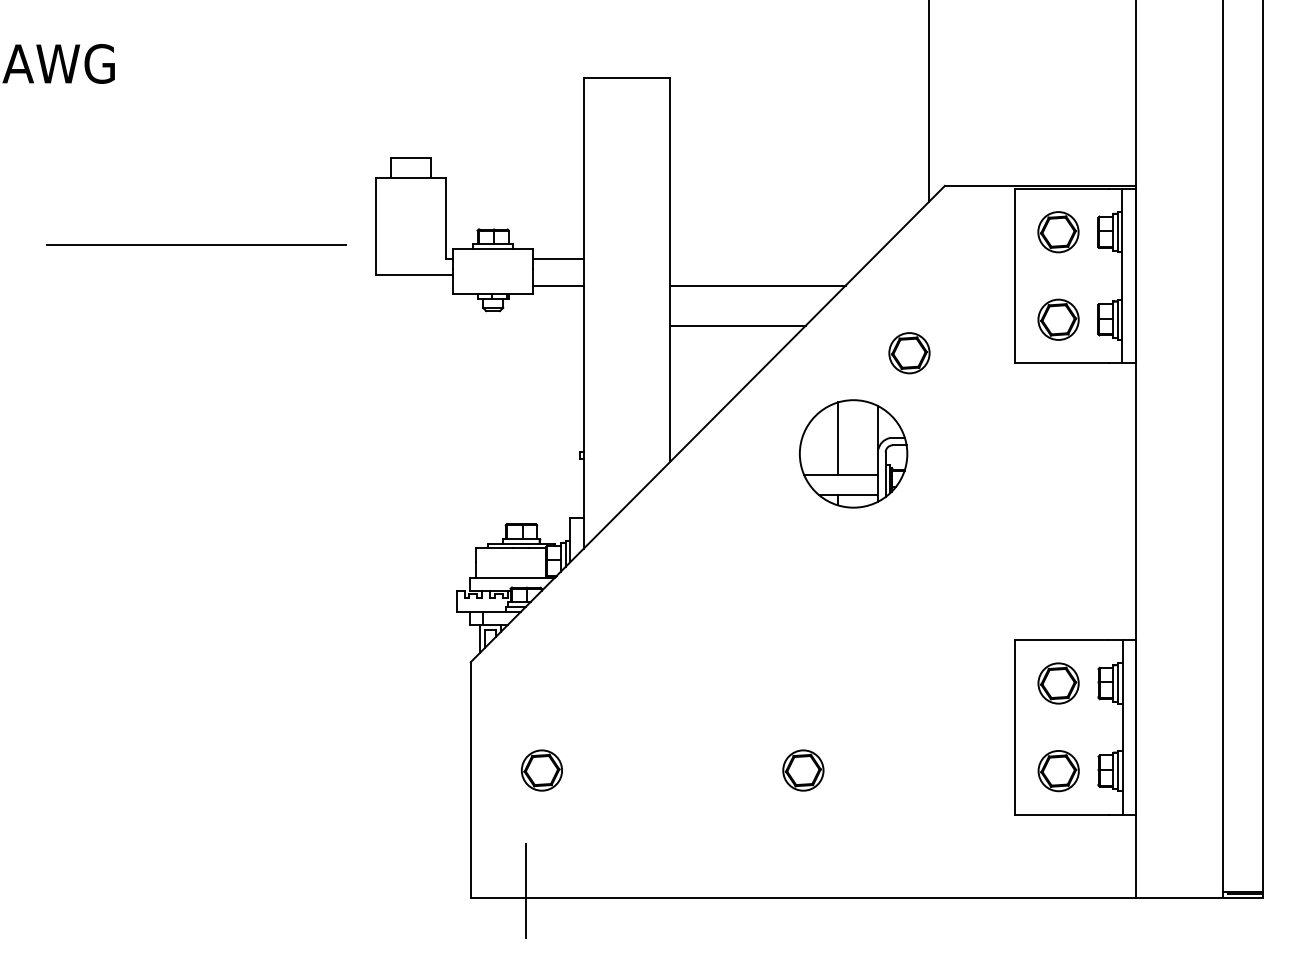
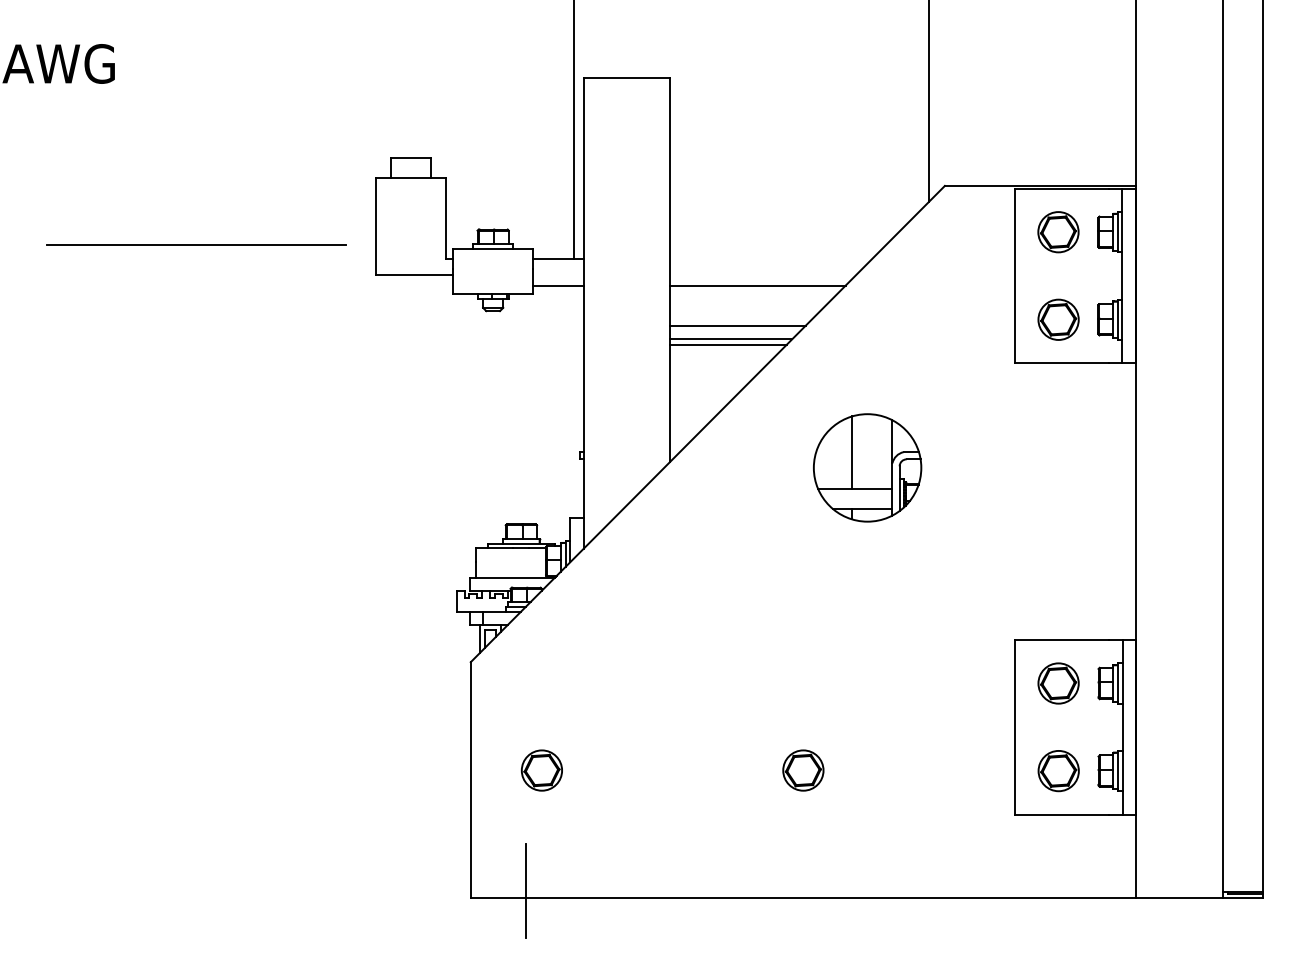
line: none -> present (573, 130)
line: none -> present (731, 339)
line: none -> present (728, 344)
part: present -> none (909, 353)
part position: (853, 453) -> (867, 467) (867, 467)
